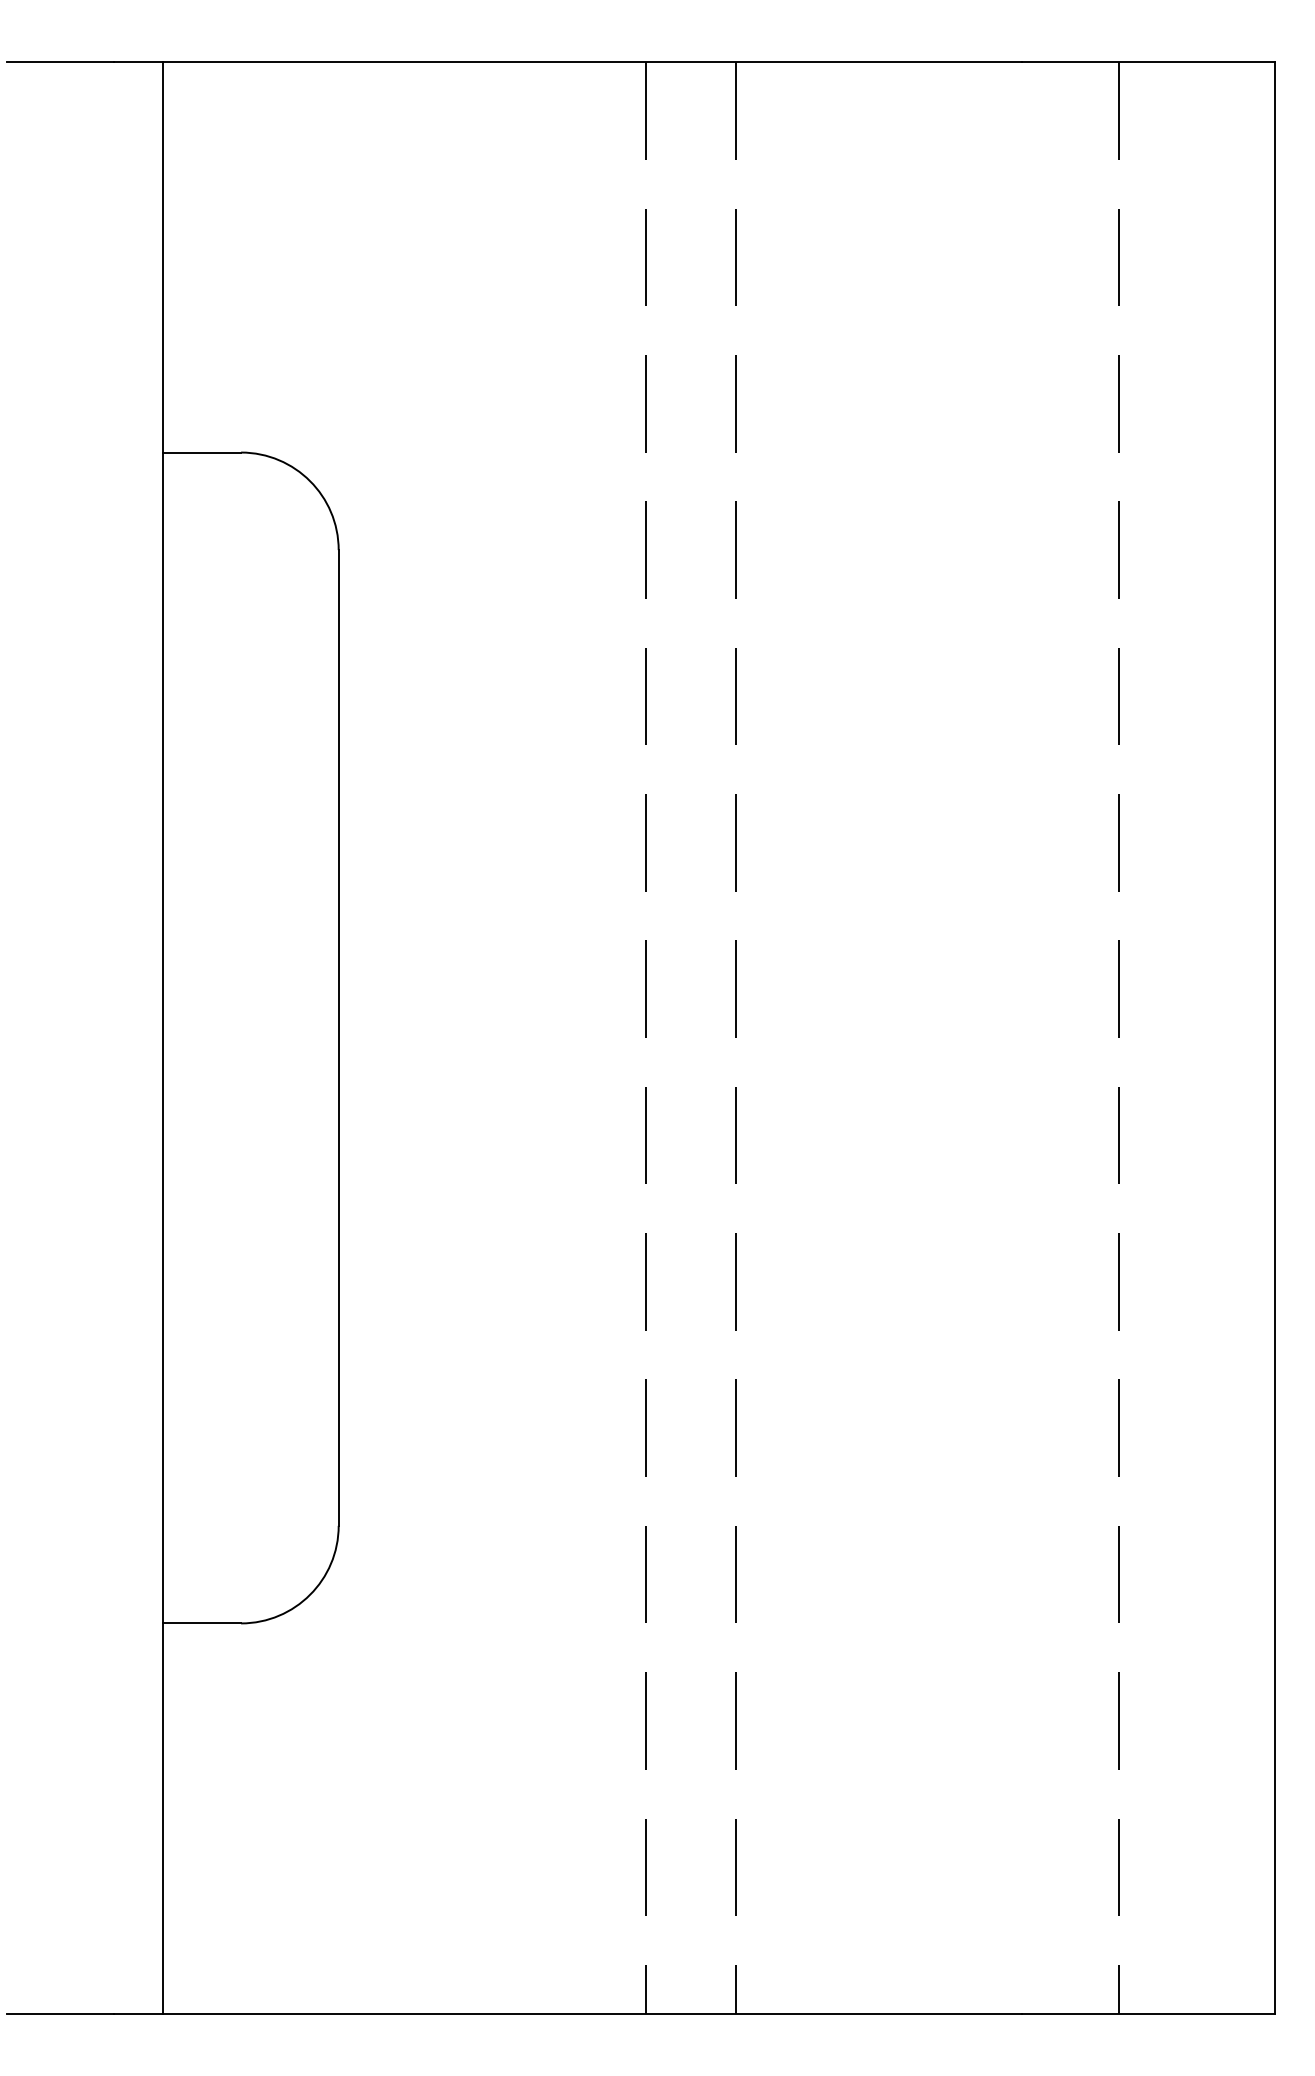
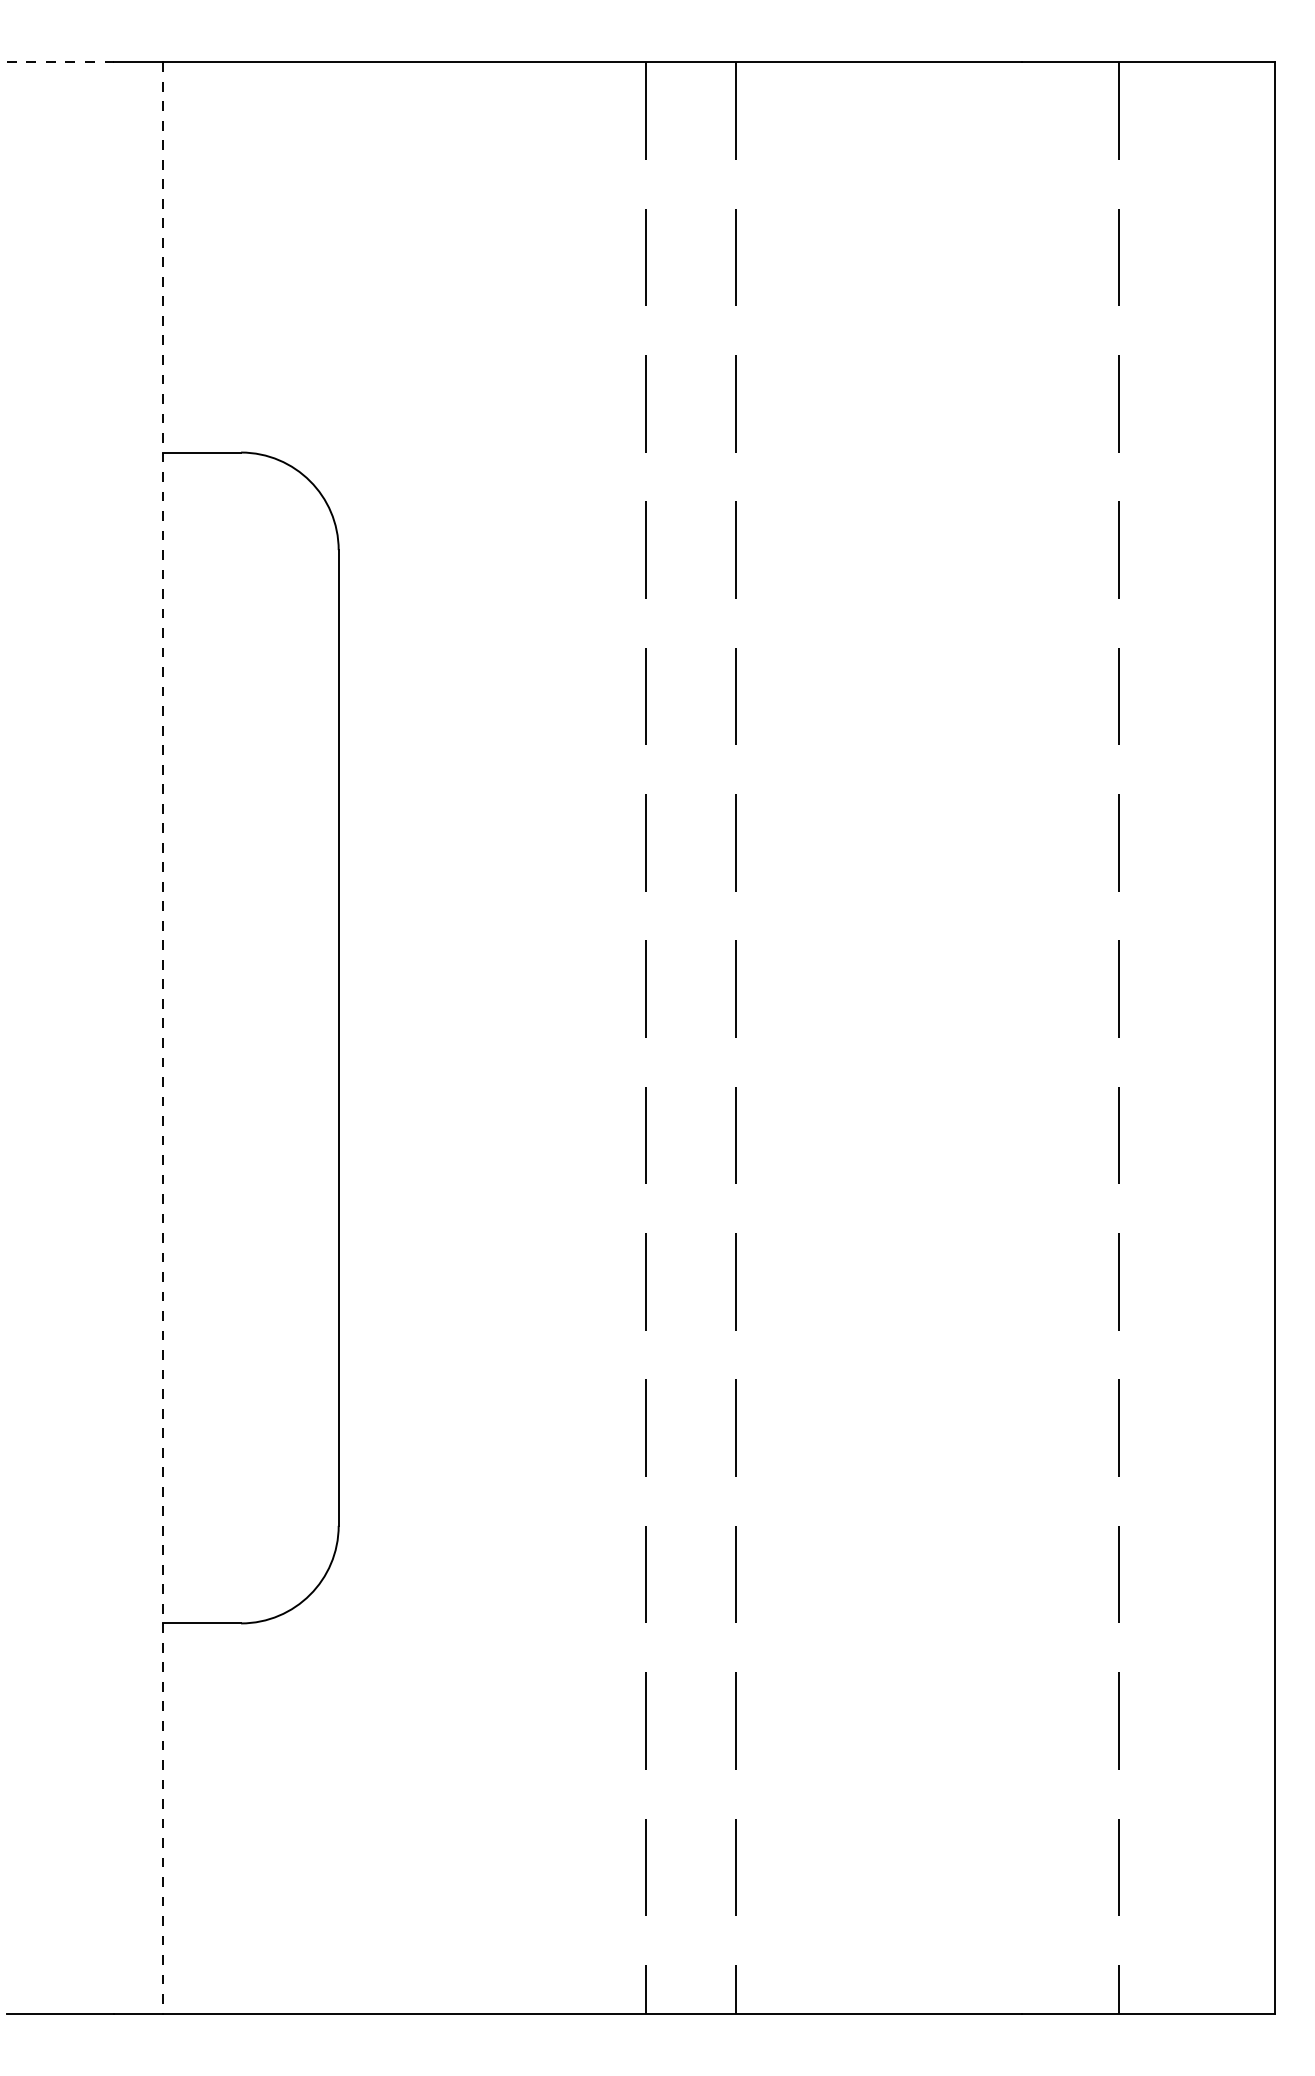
line: solid -> dashed (60, 62)
line: solid -> dashed (163, 1037)
